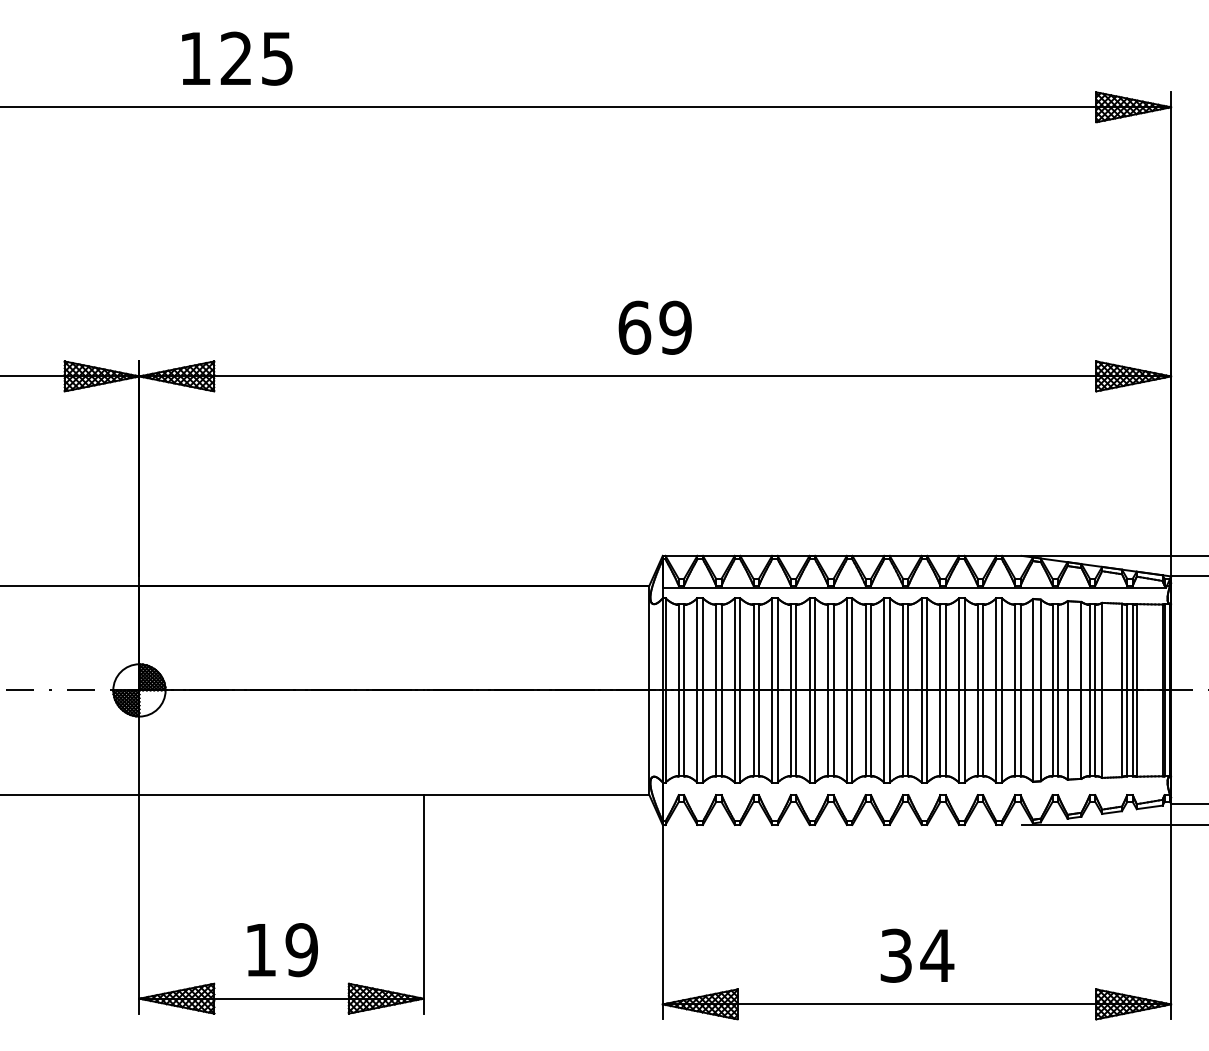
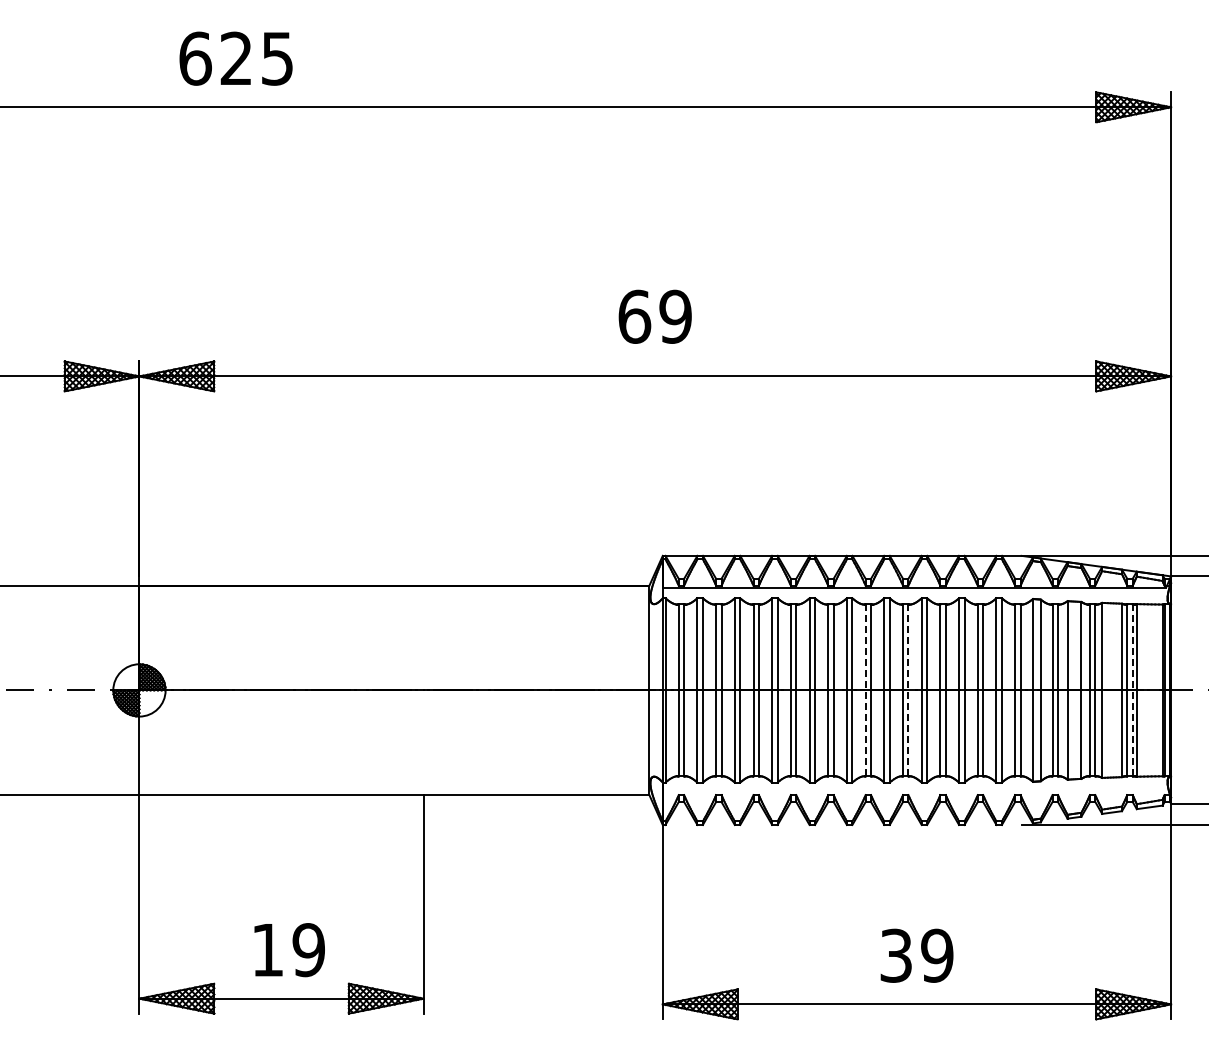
text: 125 -> 625 (195, 58)
text position: (654, 327) -> (654, 316) (654, 316)
line: solid -> dashed (865, 689)
line: solid -> dashed (908, 689)
line: solid -> dashed (1132, 689)
text position: (282, 950) -> (289, 950) (289, 950)
text: 34 -> 39 (937, 955)
